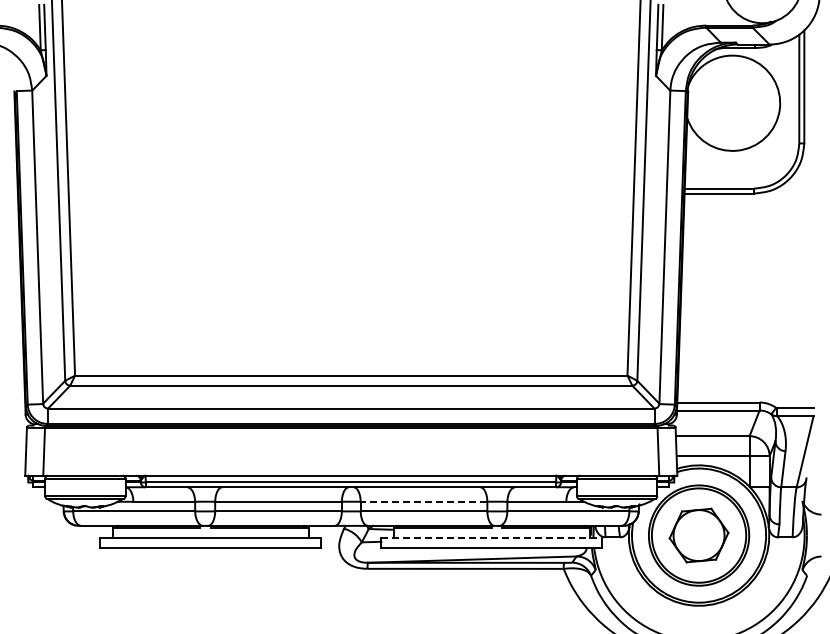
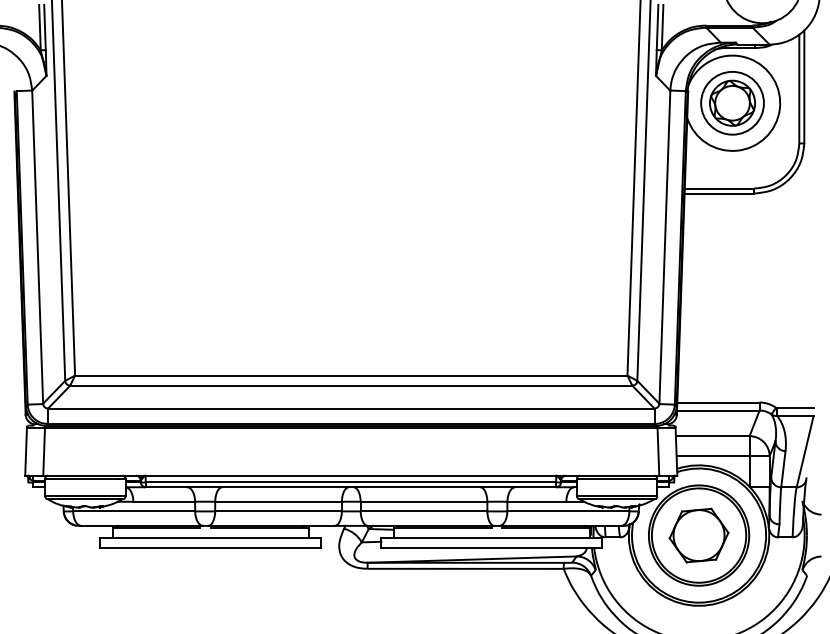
part: none -> present (732, 103)
line: dashed -> solid (423, 501)
line: dashed -> solid (492, 537)
